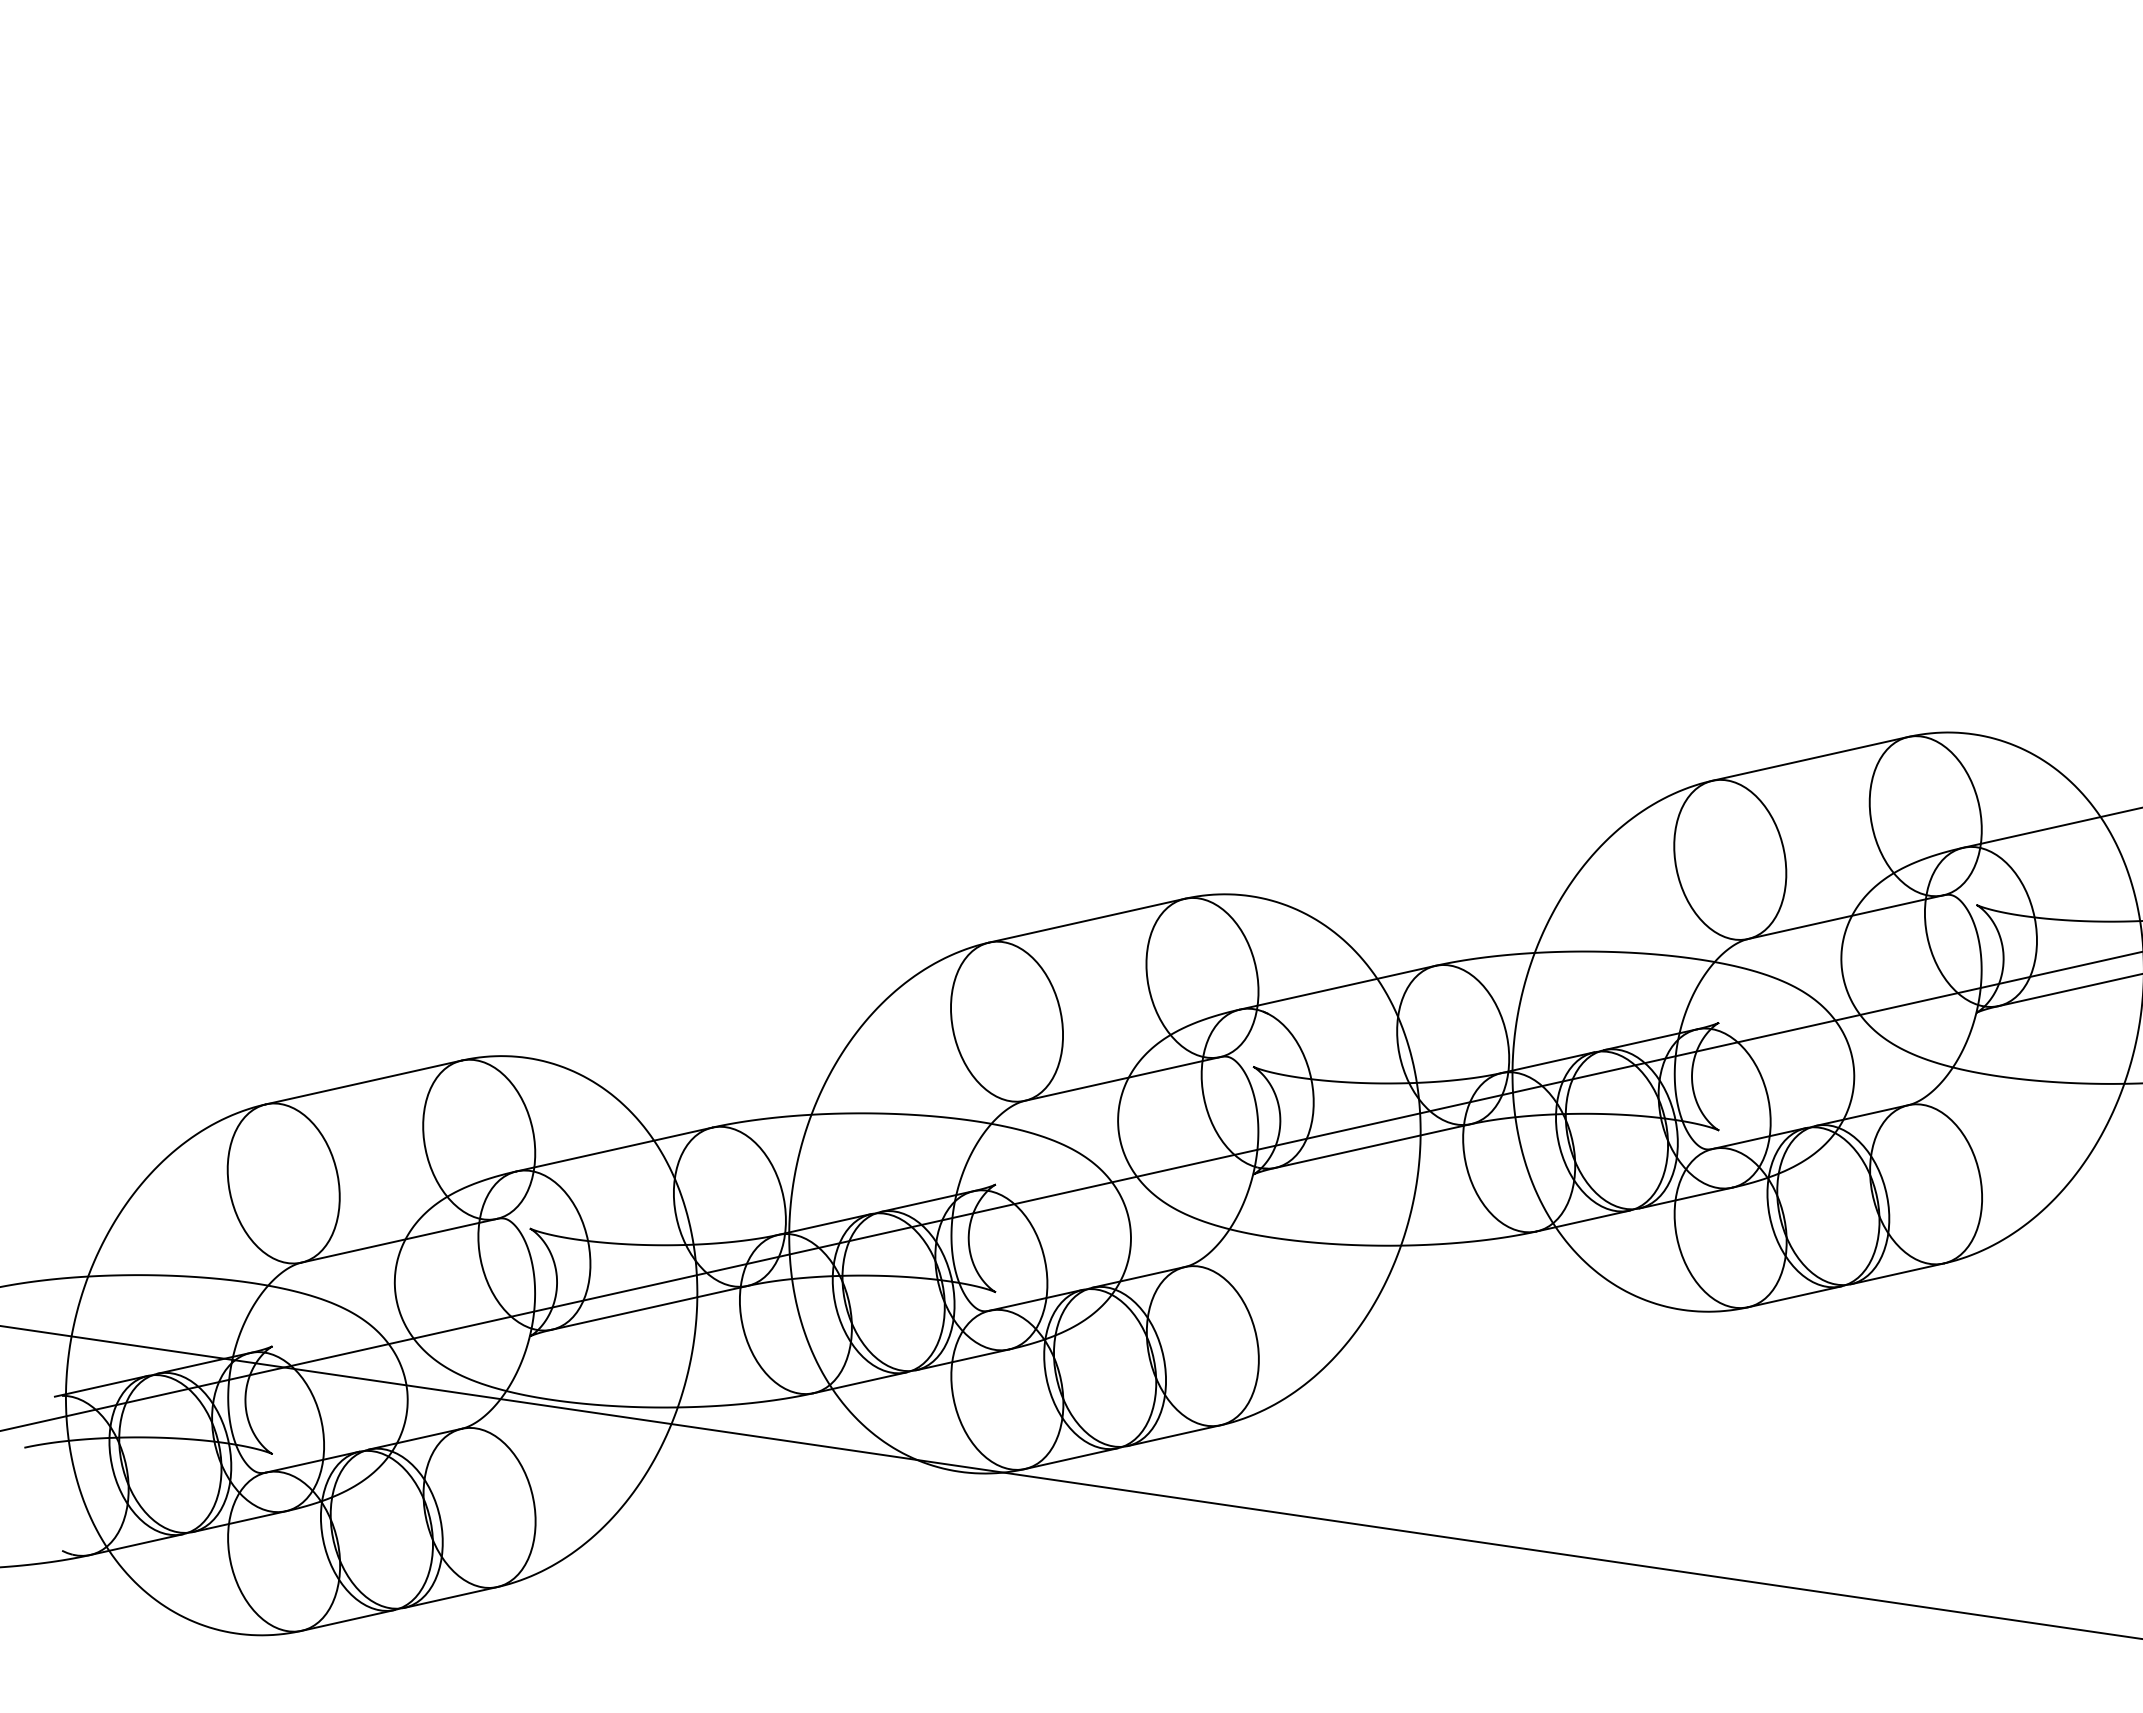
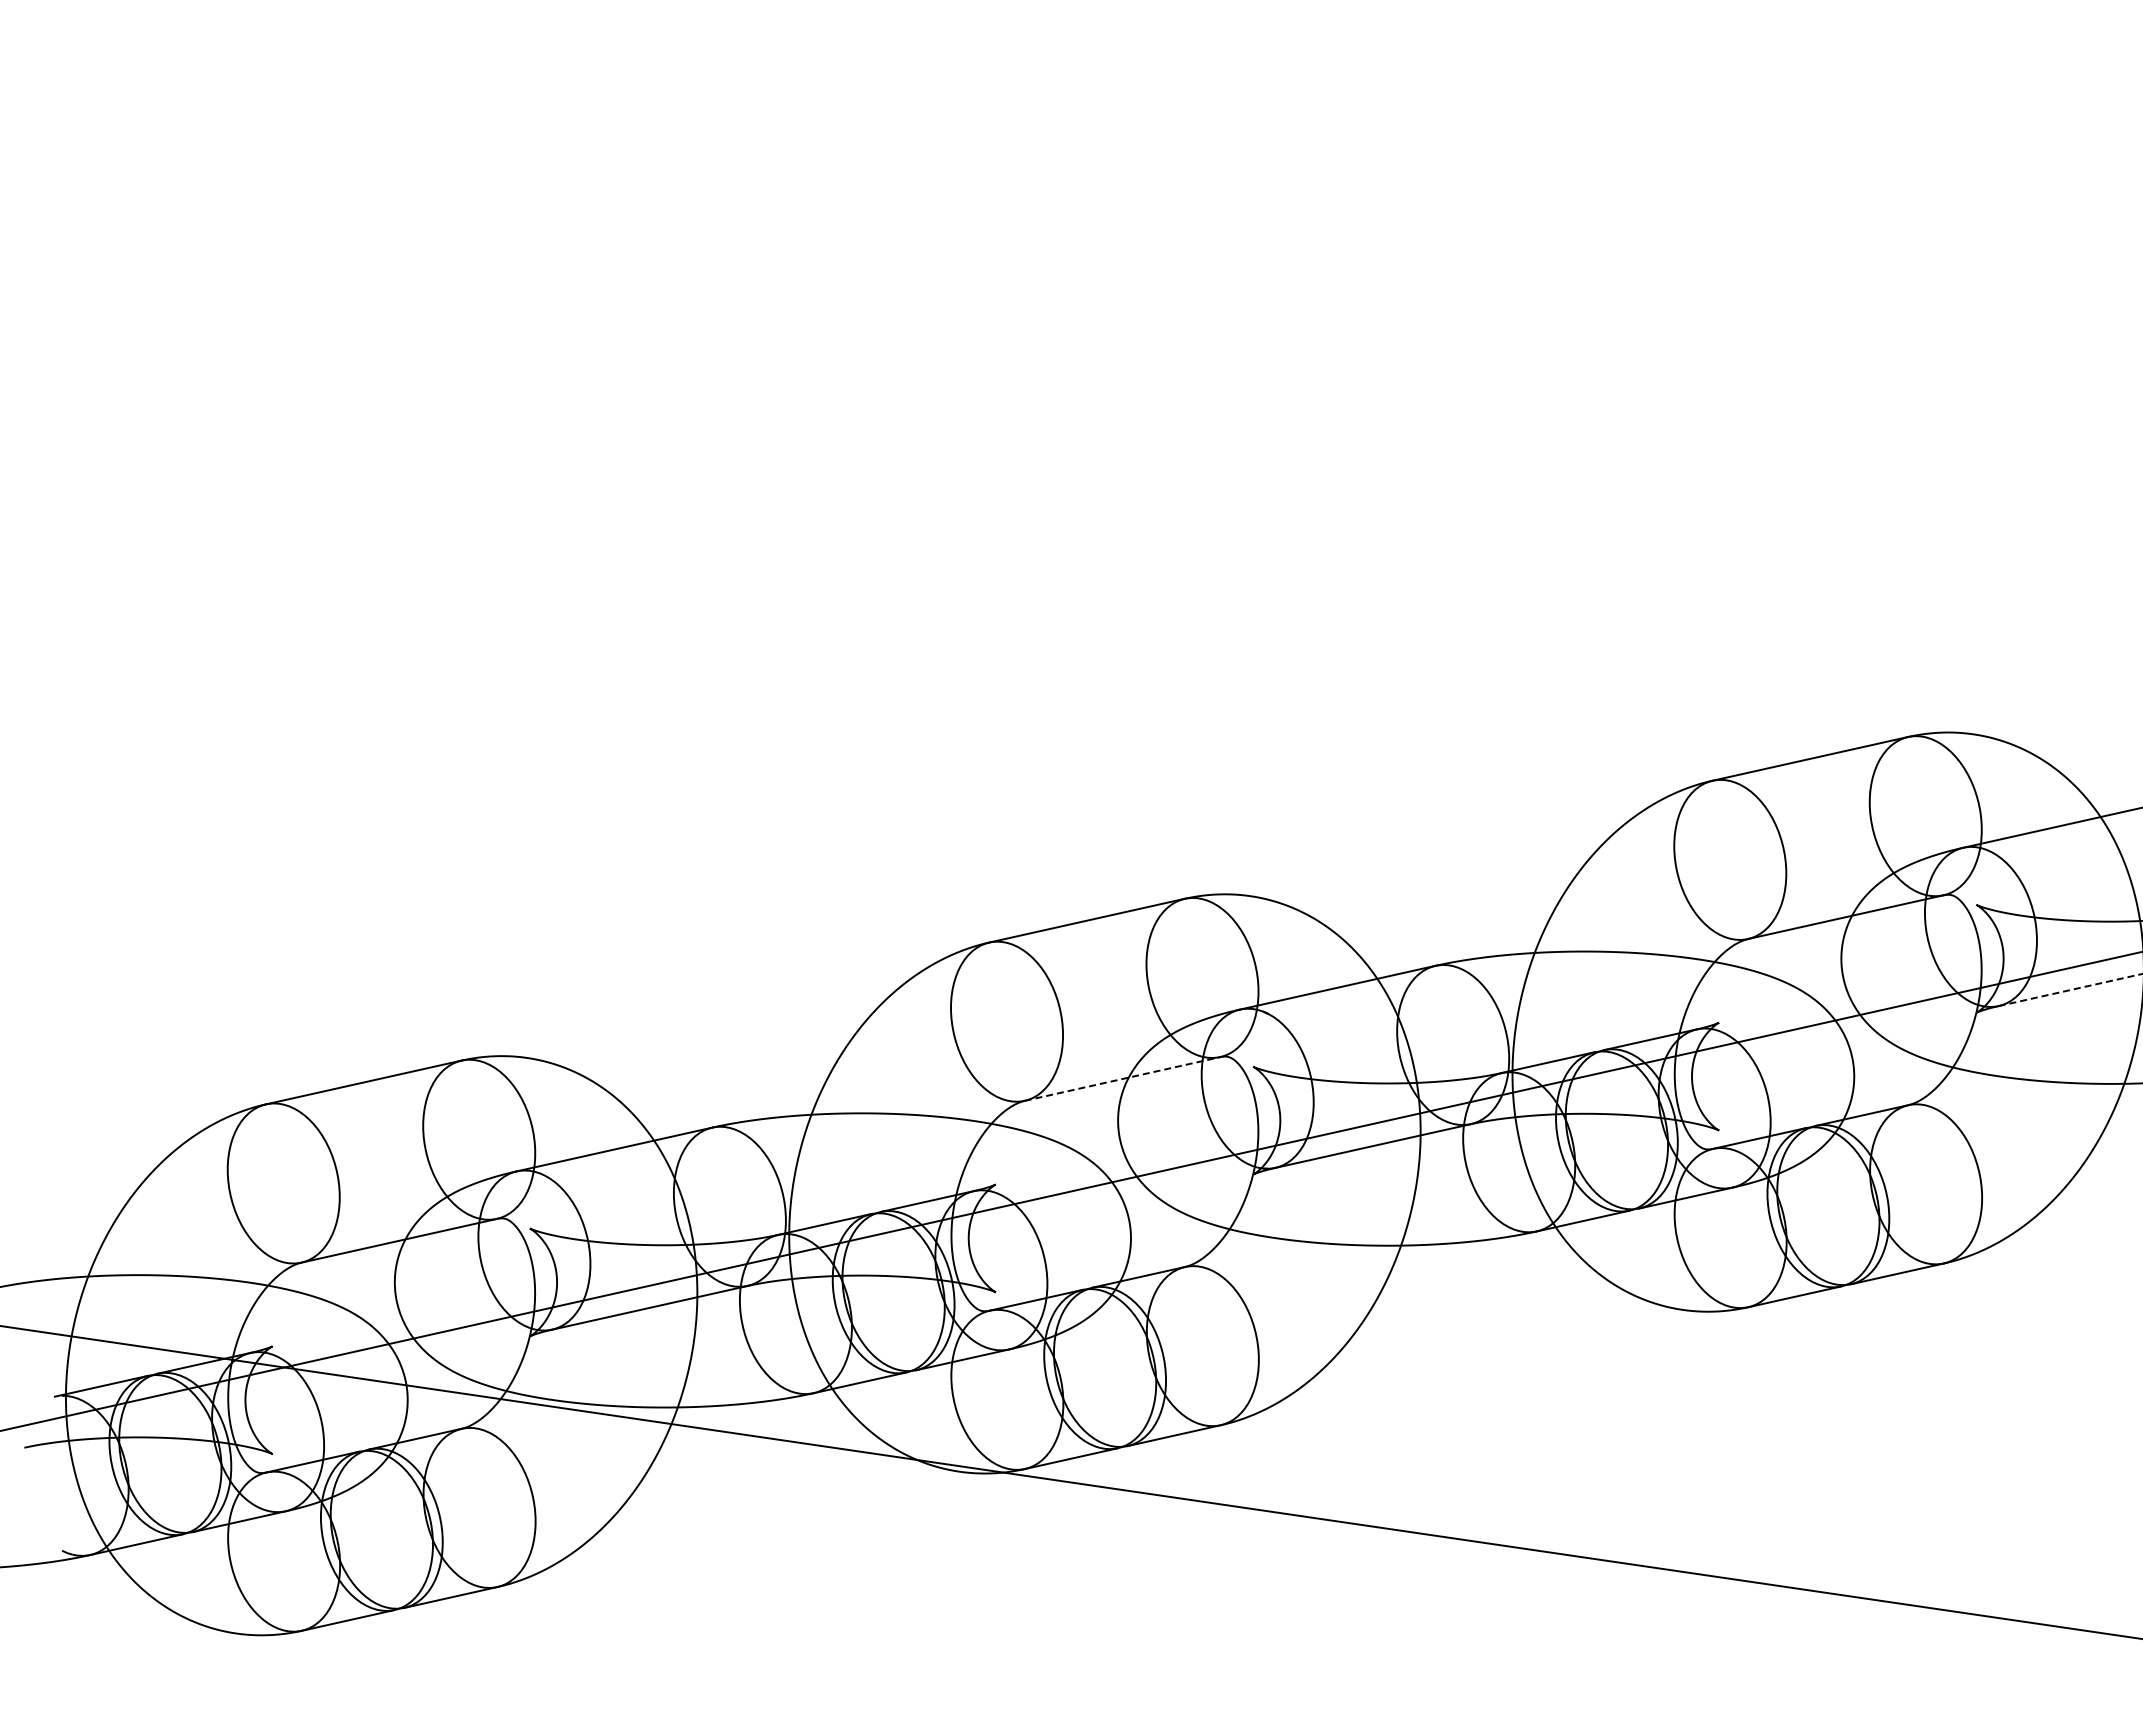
line: solid -> dashed (2070, 990)
line: solid -> dashed (1122, 1078)
